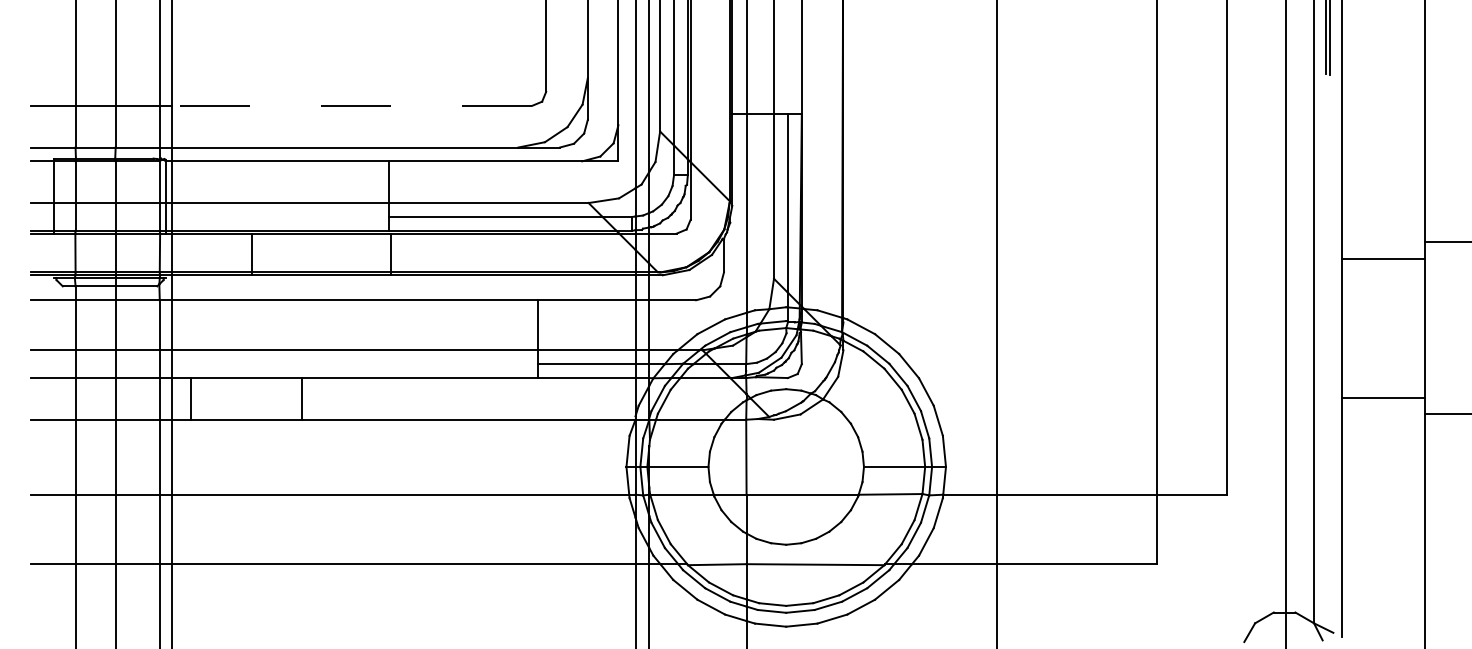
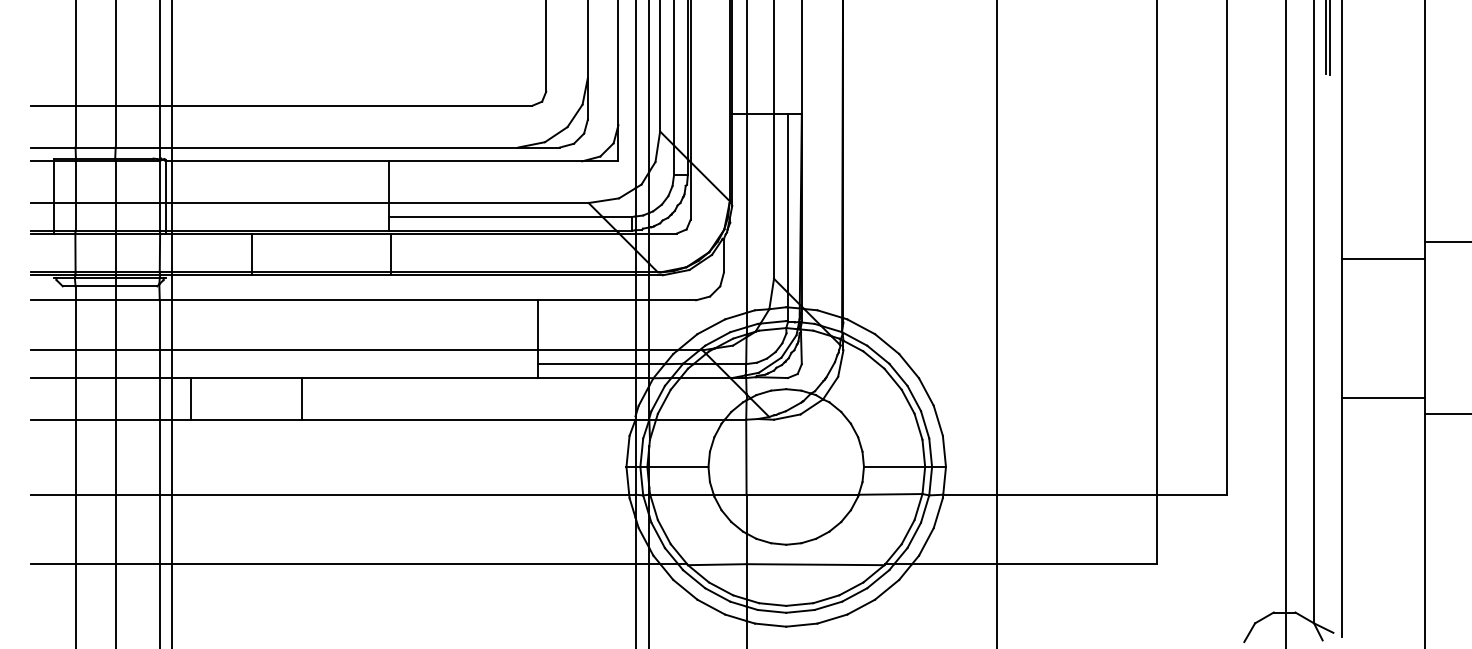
line: dashed -> solid (351, 105)
